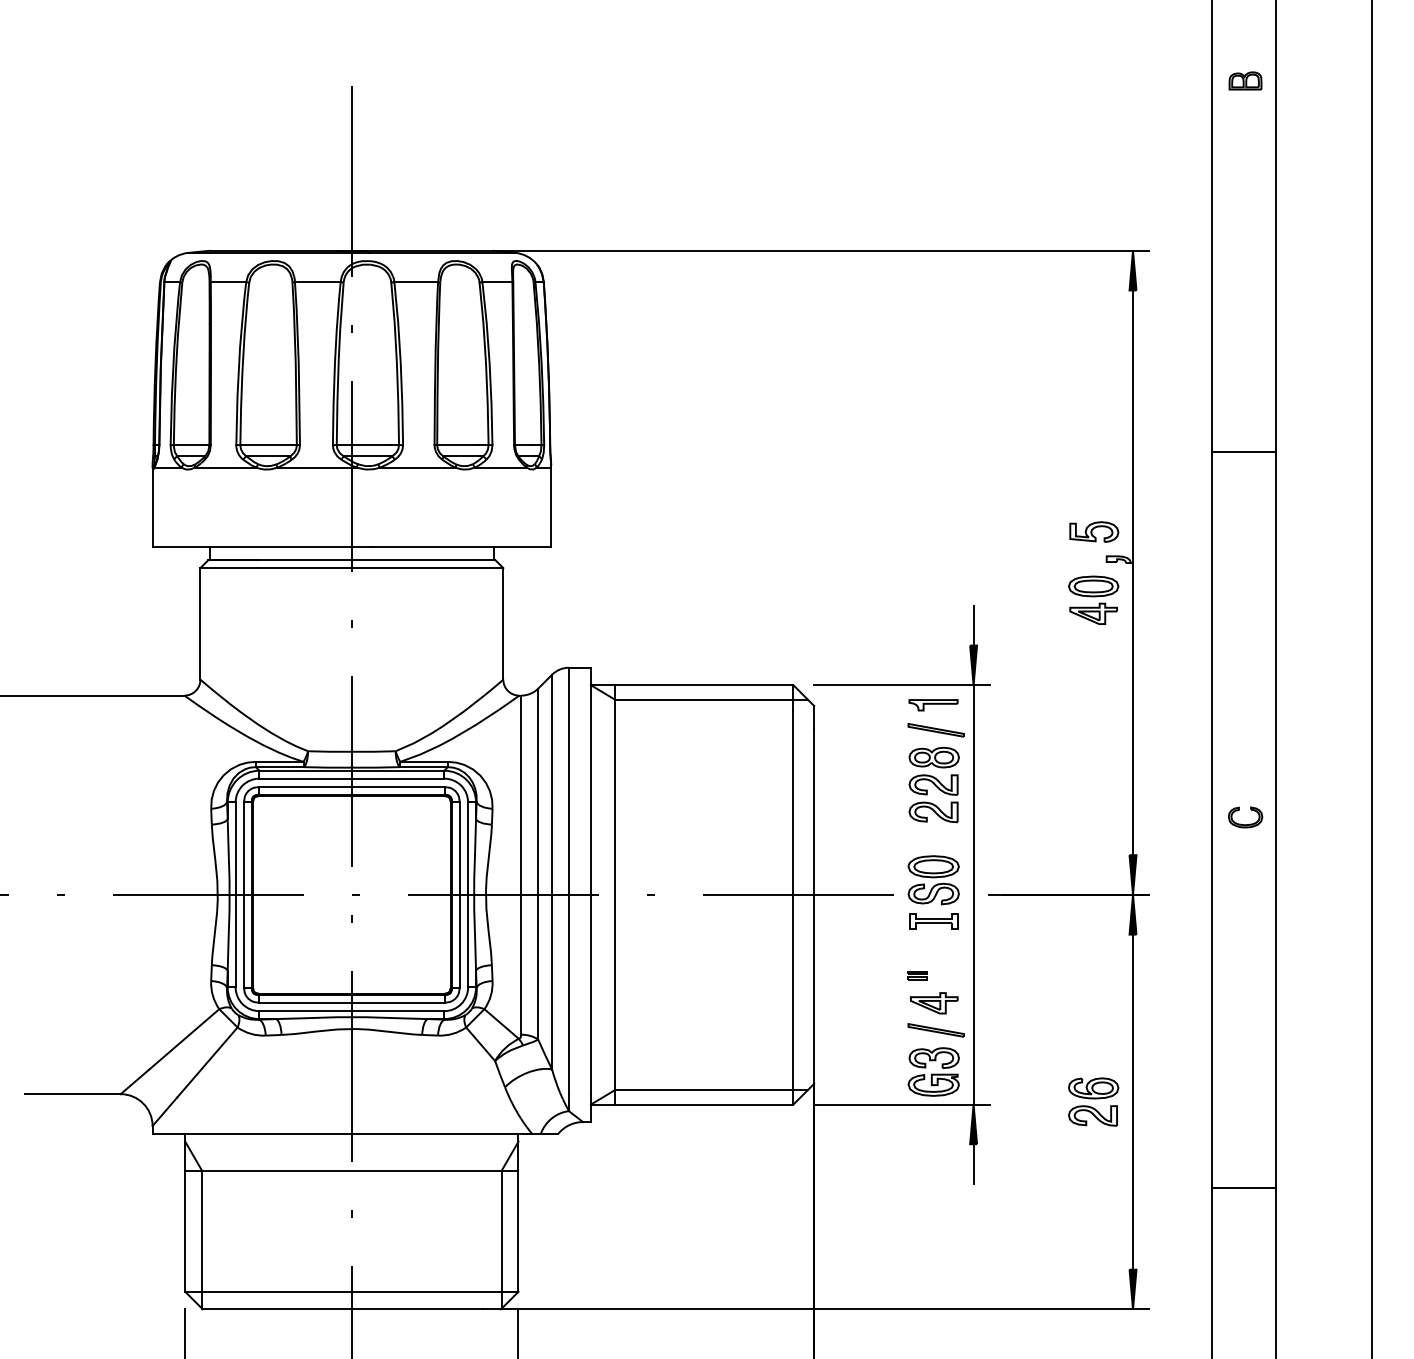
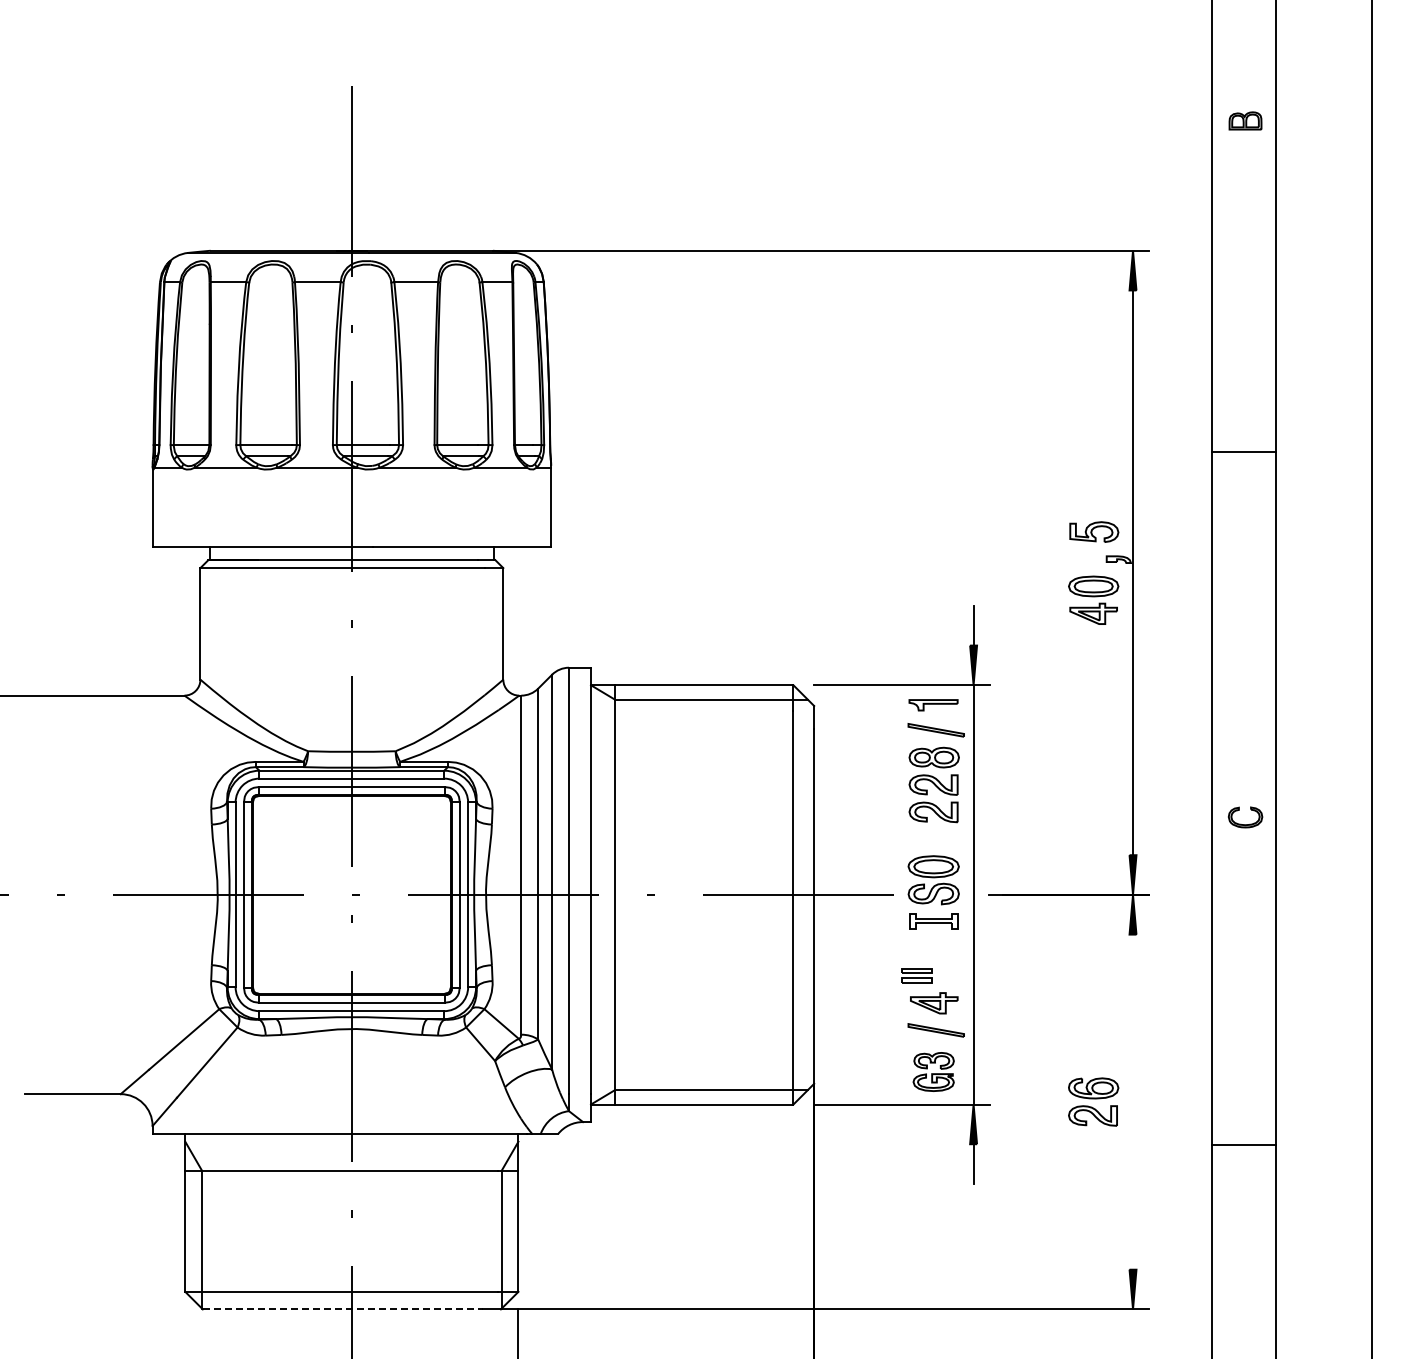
part position: (1245, 80) -> (1245, 120) (1245, 120)
part size: 21x10 px -> 32x16 px (916, 975)
part size: 53x50 px -> 43x40 px (933, 1071)
line: present -> none (1133, 1101)
line position: (1243, 1188) -> (1243, 1145) (1243, 1145)
line: solid -> dashed (342, 1309)
line: present -> none (185, 1332)
